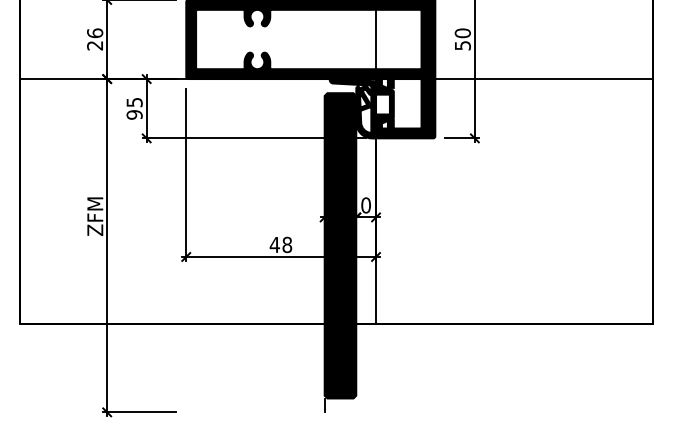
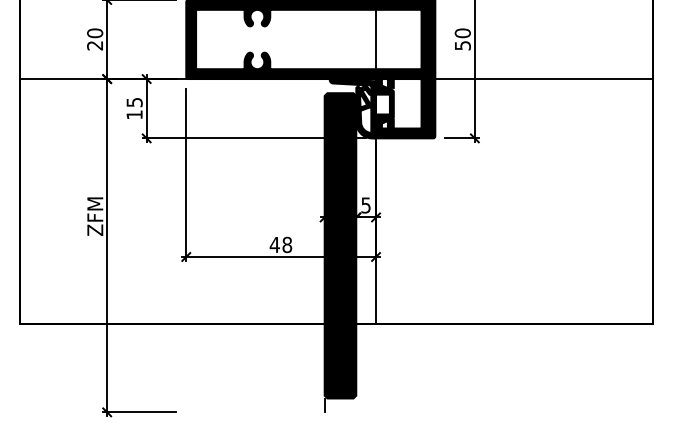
text: 26 -> 20 (94, 33)
text: 95 -> 15 (134, 114)
text: 0 -> 5 (365, 205)
